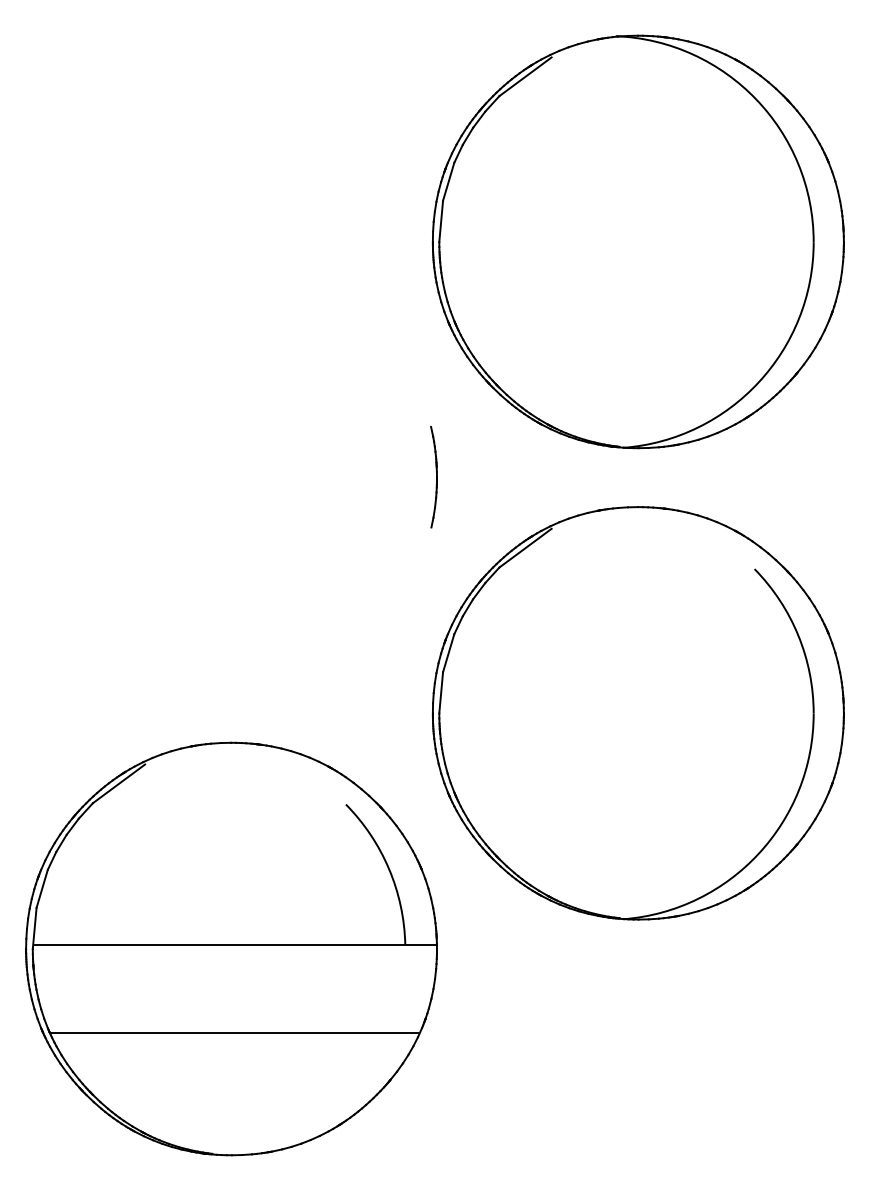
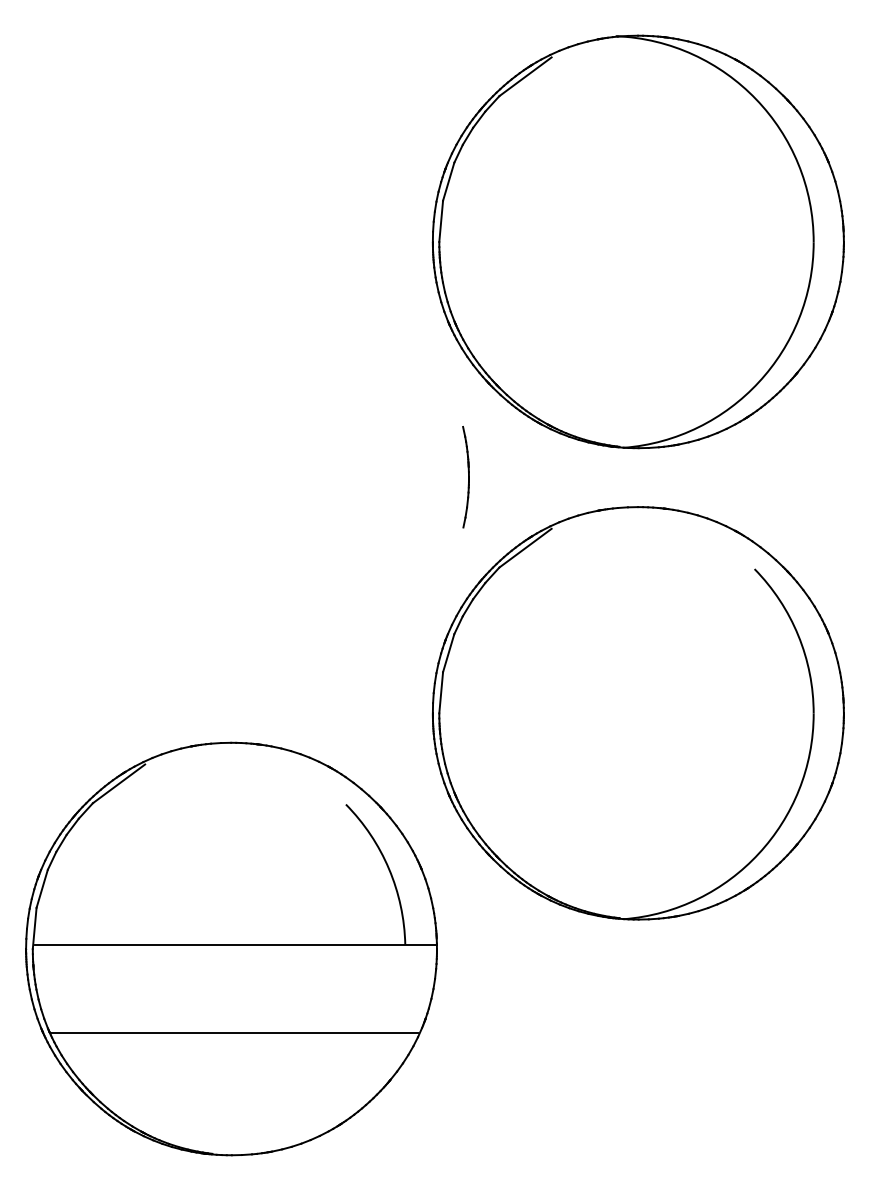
part position: (433, 477) -> (465, 477) (465, 477)
